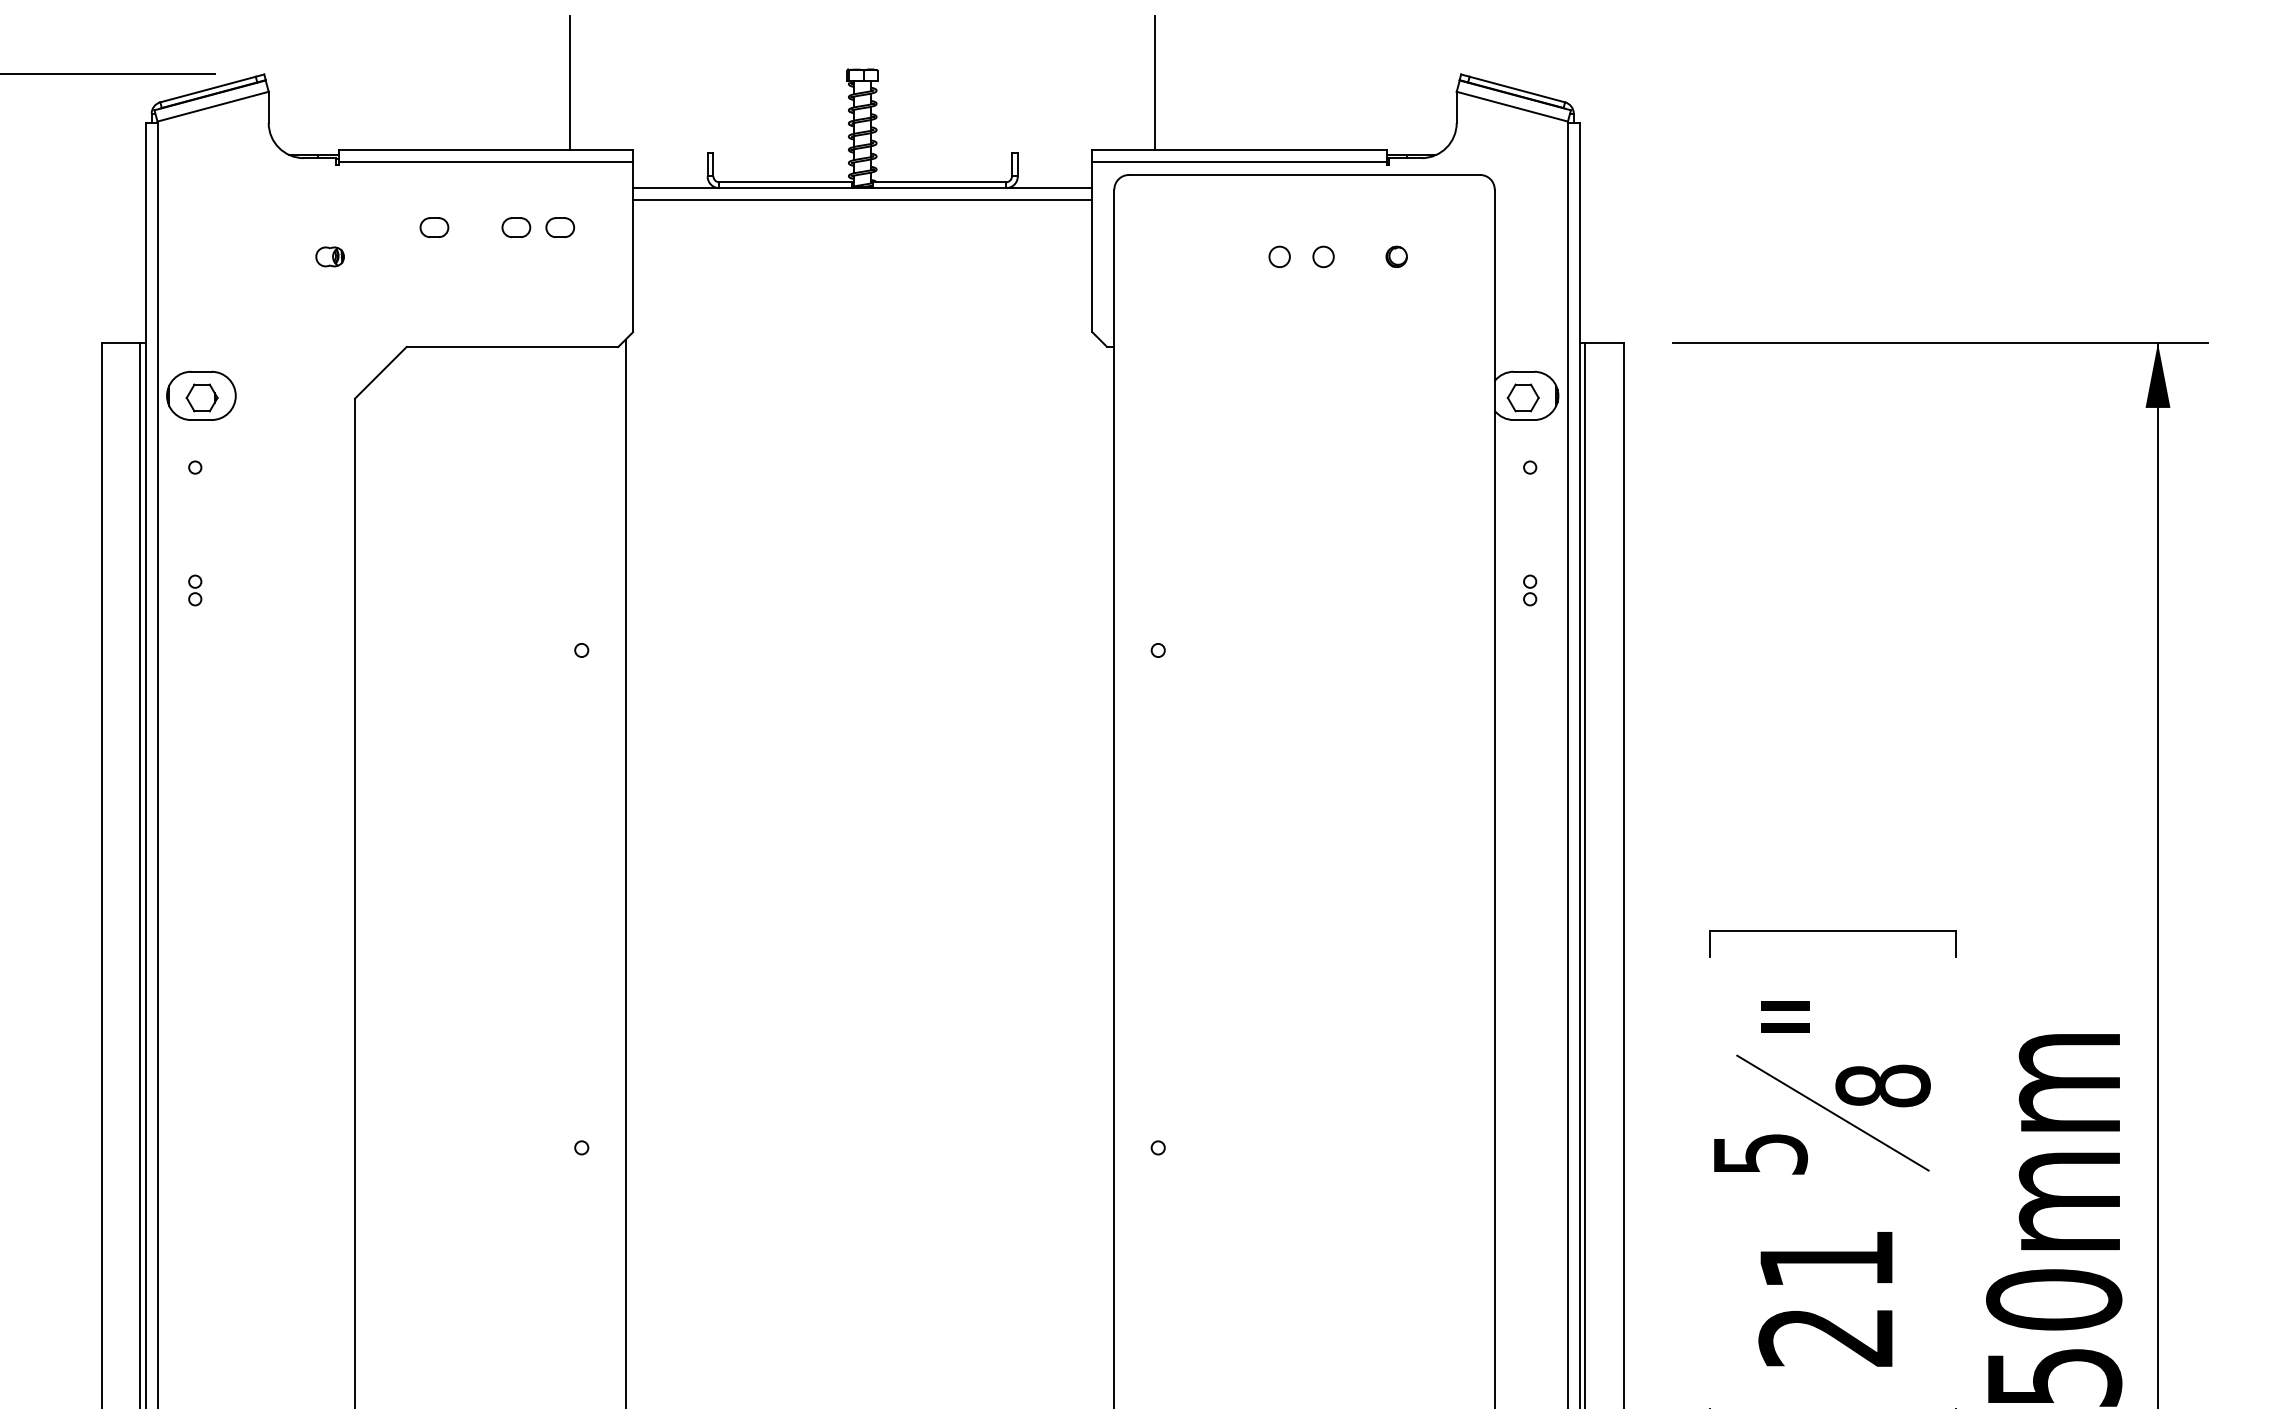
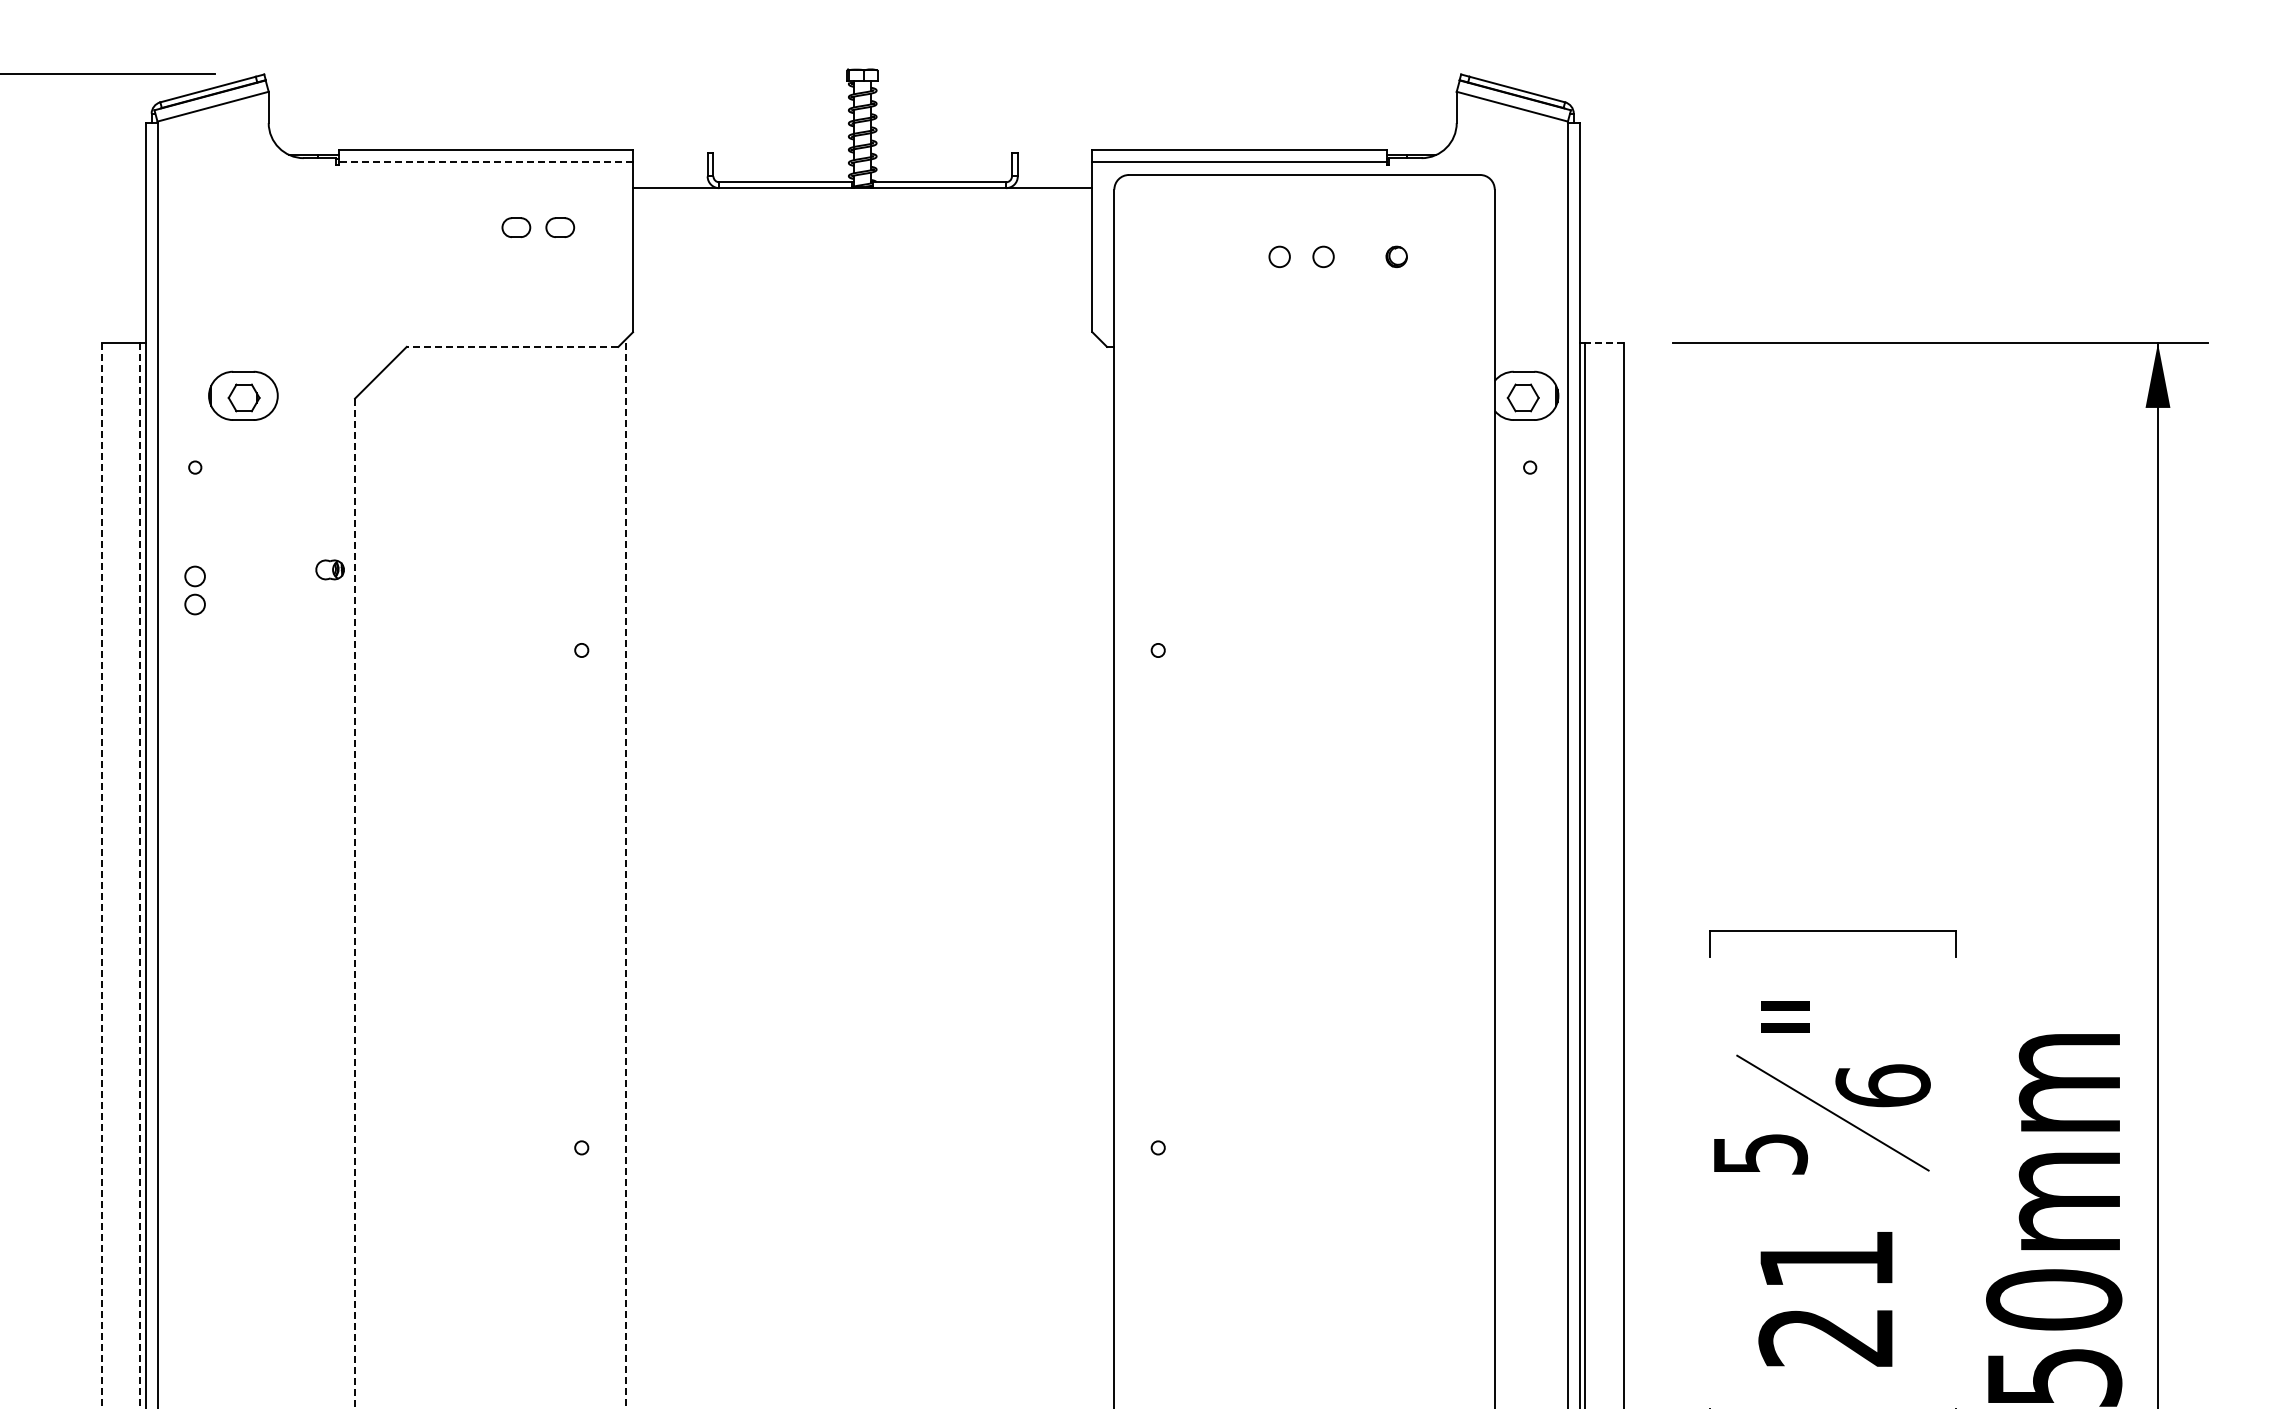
line: present -> none (570, 82)
line: present -> none (1155, 82)
line: solid -> dashed (485, 161)
line: present -> none (862, 199)
part: present -> none (434, 227)
part position: (329, 256) -> (329, 569) (329, 569)
line: solid -> dashed (1604, 343)
line: solid -> dashed (512, 346)
part position: (201, 395) -> (243, 395) (243, 395)
part size: 15x33 px -> 22x51 px (194, 590)
part: present -> none (1530, 590)
line: solid -> dashed (625, 873)
line: solid -> dashed (101, 876)
line: solid -> dashed (139, 876)
line: solid -> dashed (355, 903)
text: 8 -> 6 (1882, 1085)
